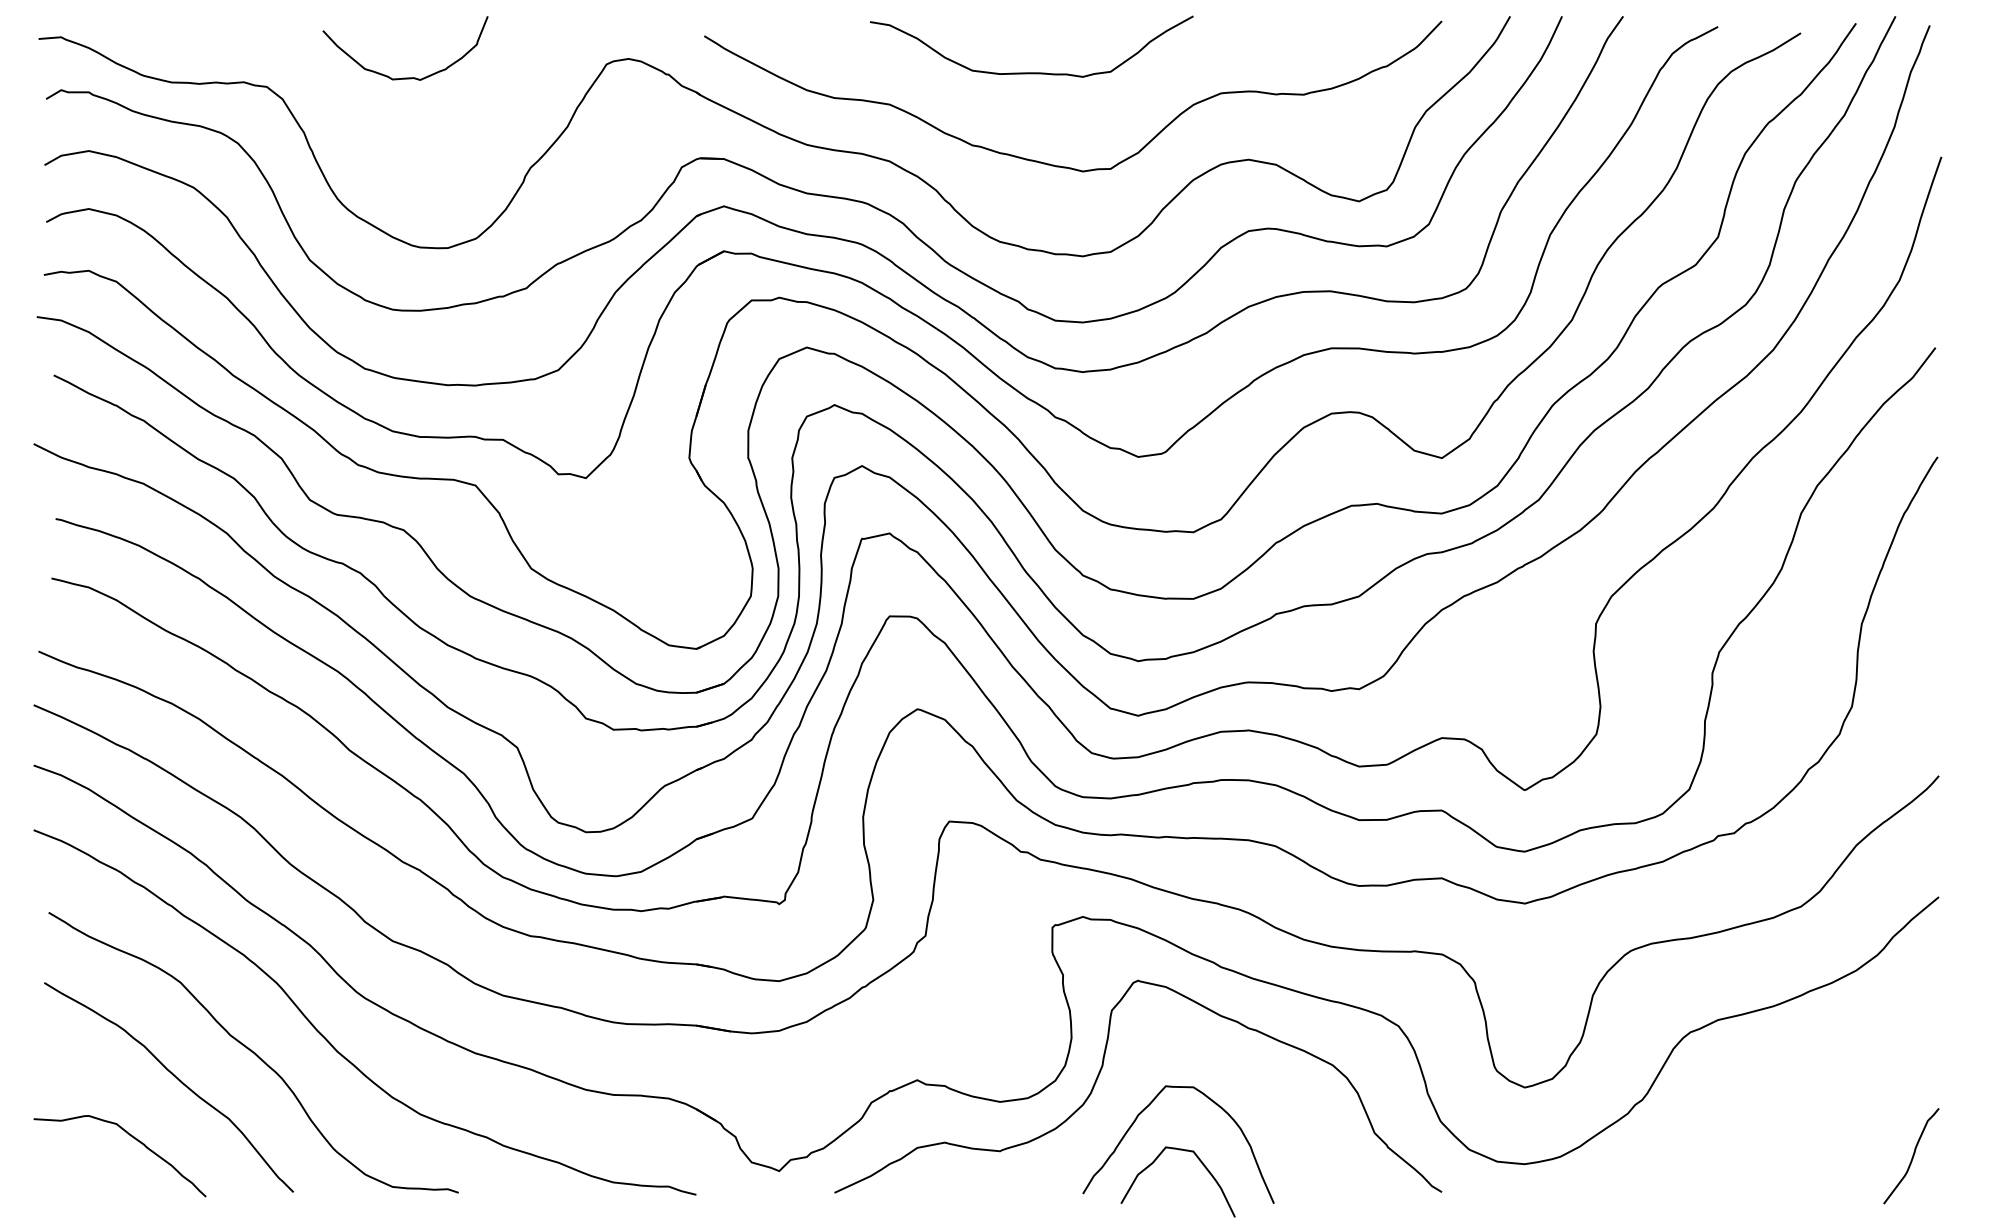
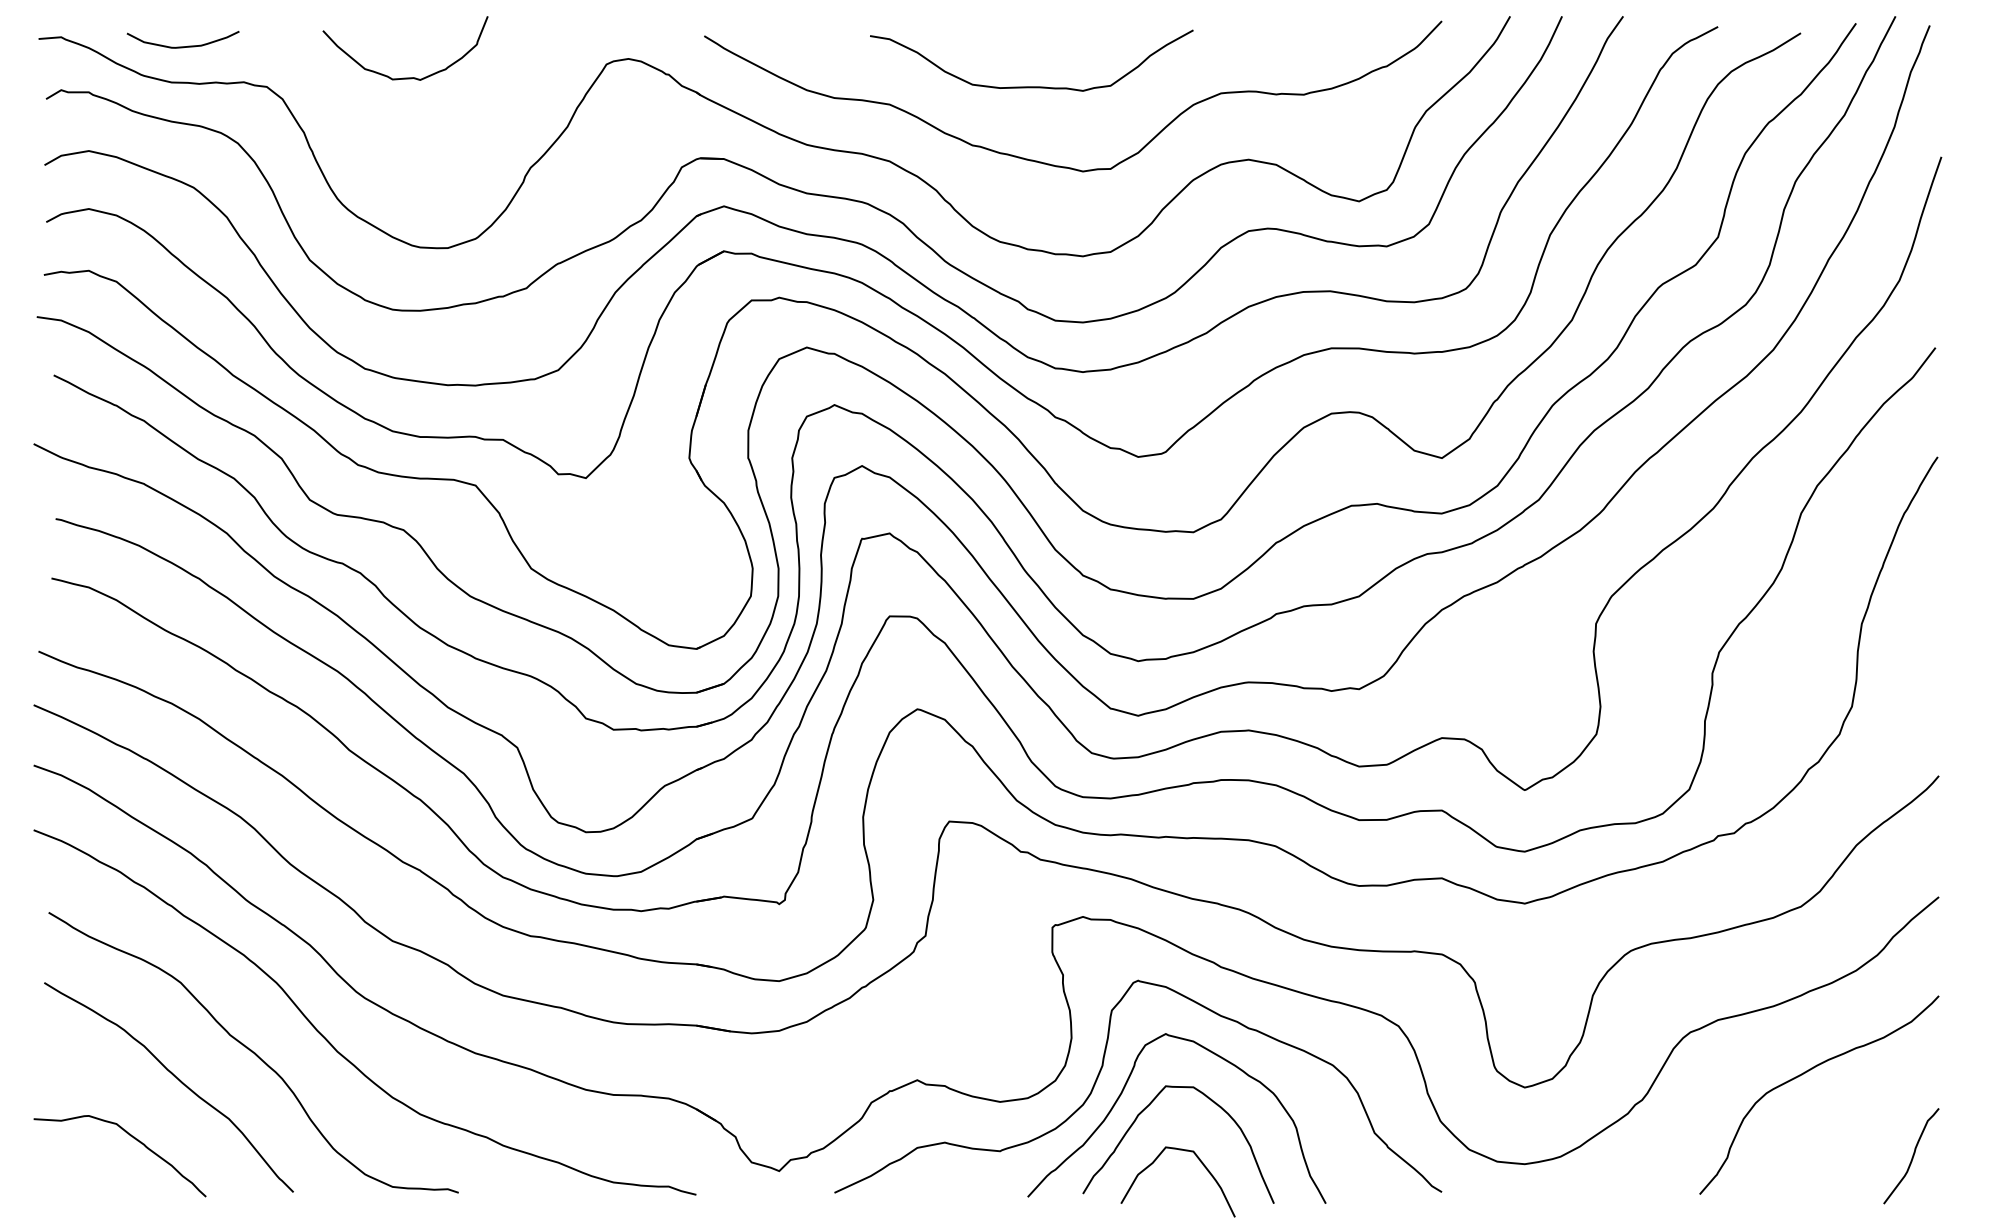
curve: none -> present (182, 46)
curve position: (1031, 72) -> (1031, 86) (1031, 86)
curve: none -> present (1807, 1072)
curve: none -> present (1123, 1091)
